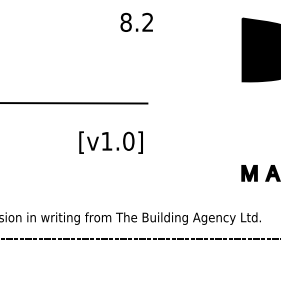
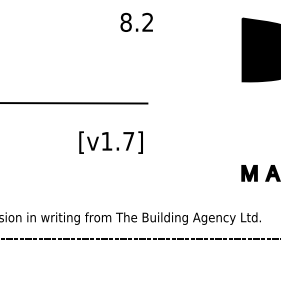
text: [v1.0] -> [v1.7] (128, 140)
